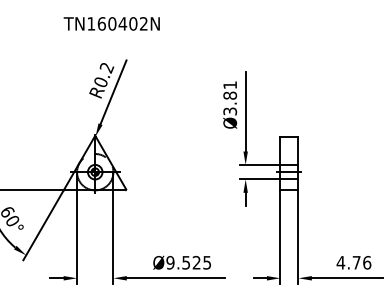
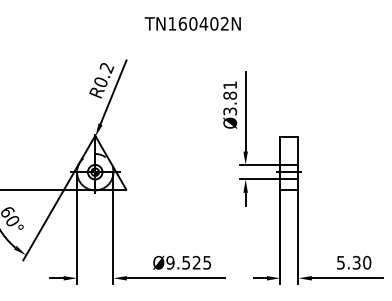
text position: (111, 23) -> (192, 23) (192, 23)
text: 4.76 -> 5.30 (353, 262)
